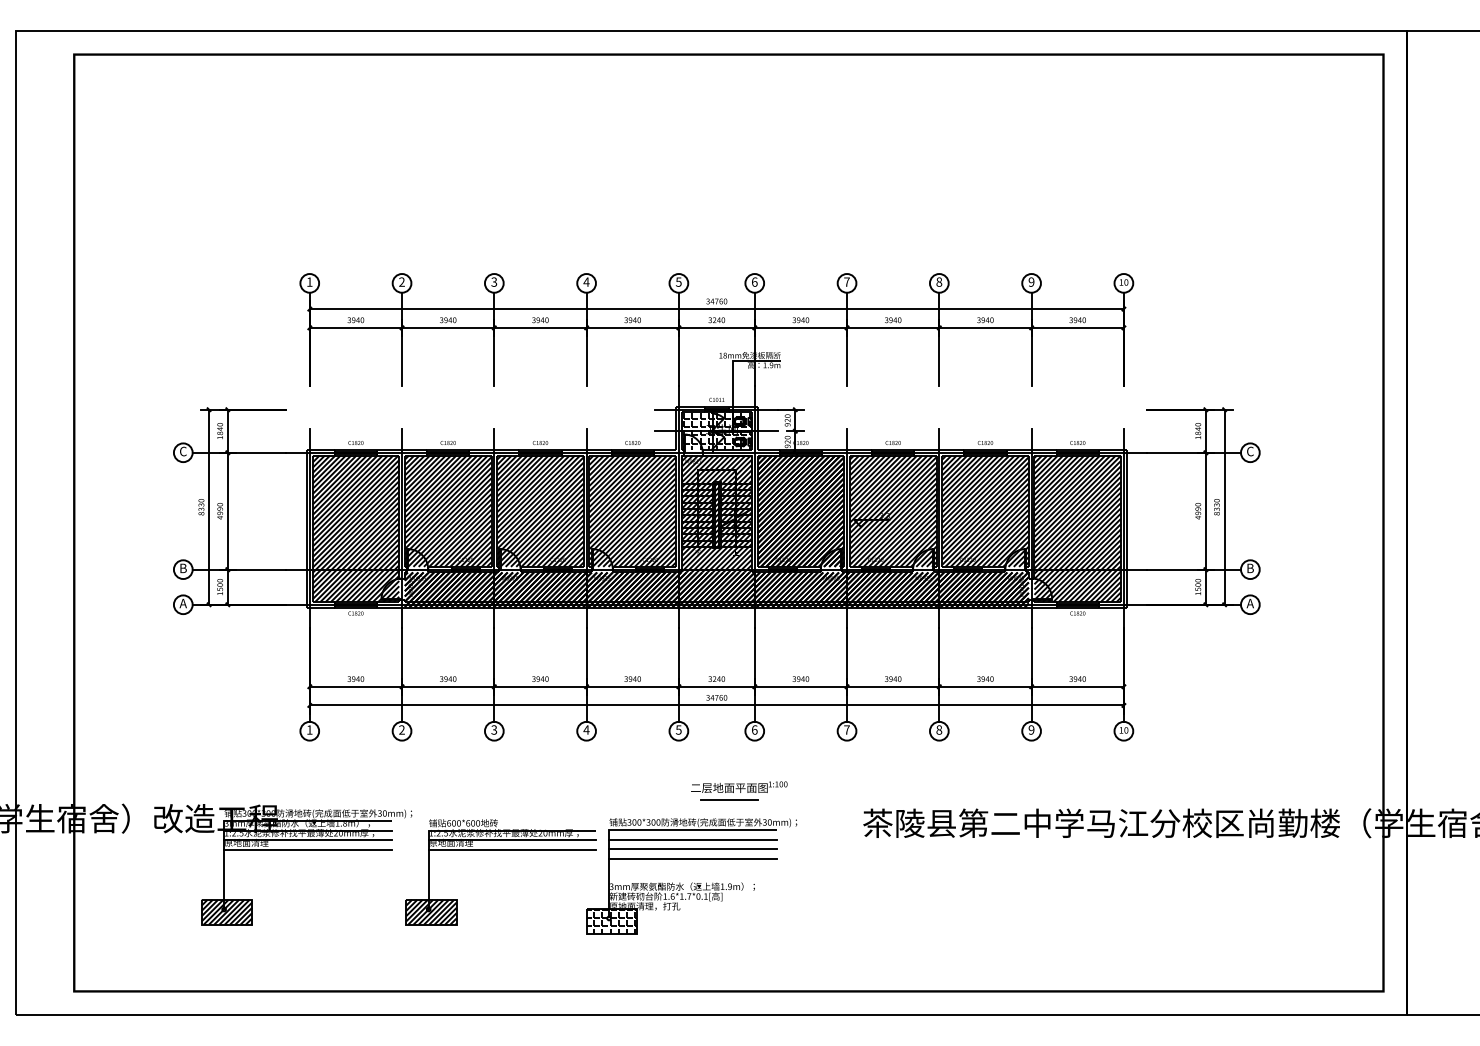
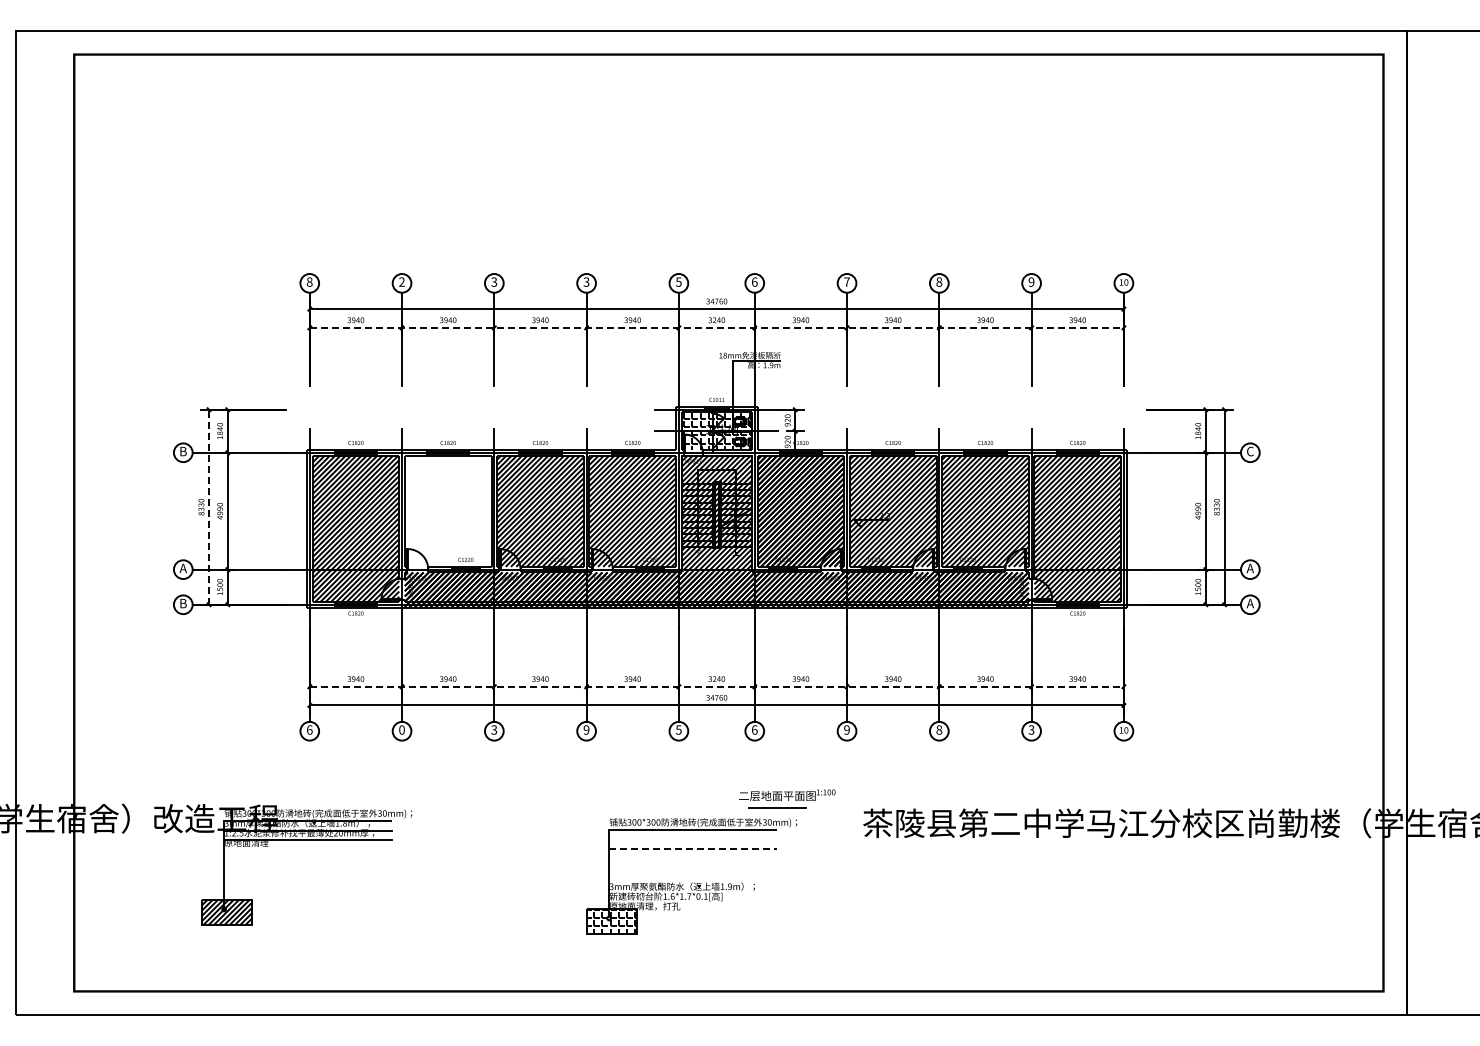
text: 1 -> 8 (309, 281)
text: 4 -> 3 (586, 281)
line: solid -> dashed (717, 327)
text: C -> B (183, 451)
line: solid -> dashed (209, 507)
hatch: present -> none (447, 510)
text: B -> A (182, 568)
text: B -> A (1249, 568)
text: A -> B (182, 603)
line: solid -> dashed (717, 686)
text: 1 -> 6 (309, 729)
text: 2 -> 0 (401, 729)
text: 4 -> 9 (586, 729)
text: 7 -> 9 (846, 729)
text: 9 -> 3 (1031, 729)
part position: (739, 790) -> (787, 798) (787, 798)
line: present -> none (692, 839)
line: solid -> dashed (692, 849)
line: present -> none (307, 850)
part: present -> none (500, 850)
line: present -> none (692, 859)
